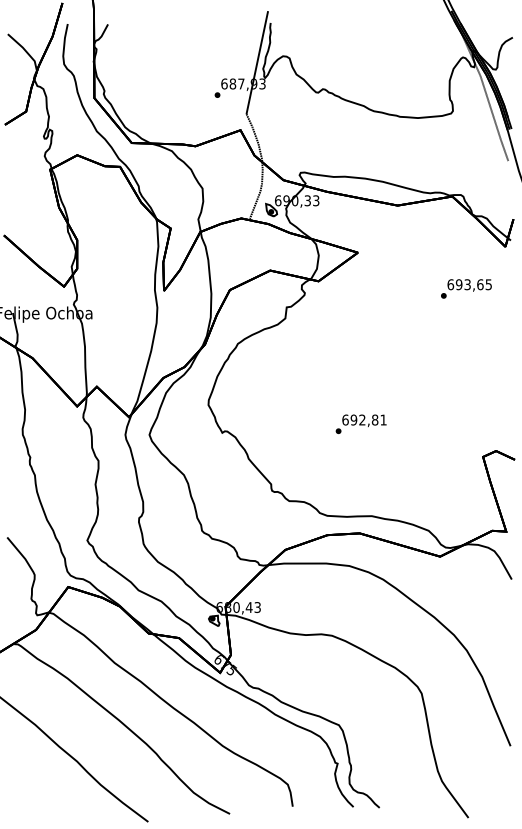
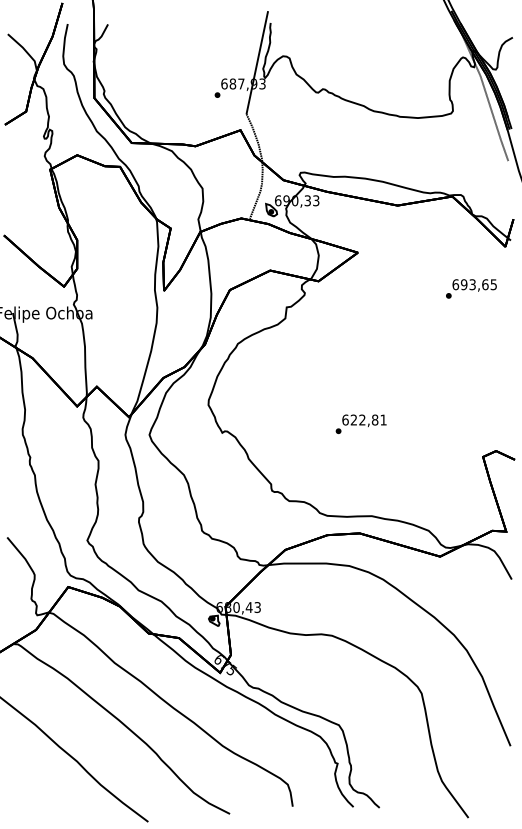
text position: (466, 288) -> (471, 288) (471, 288)
text: 692,81 -> 622,81 (353, 419)
